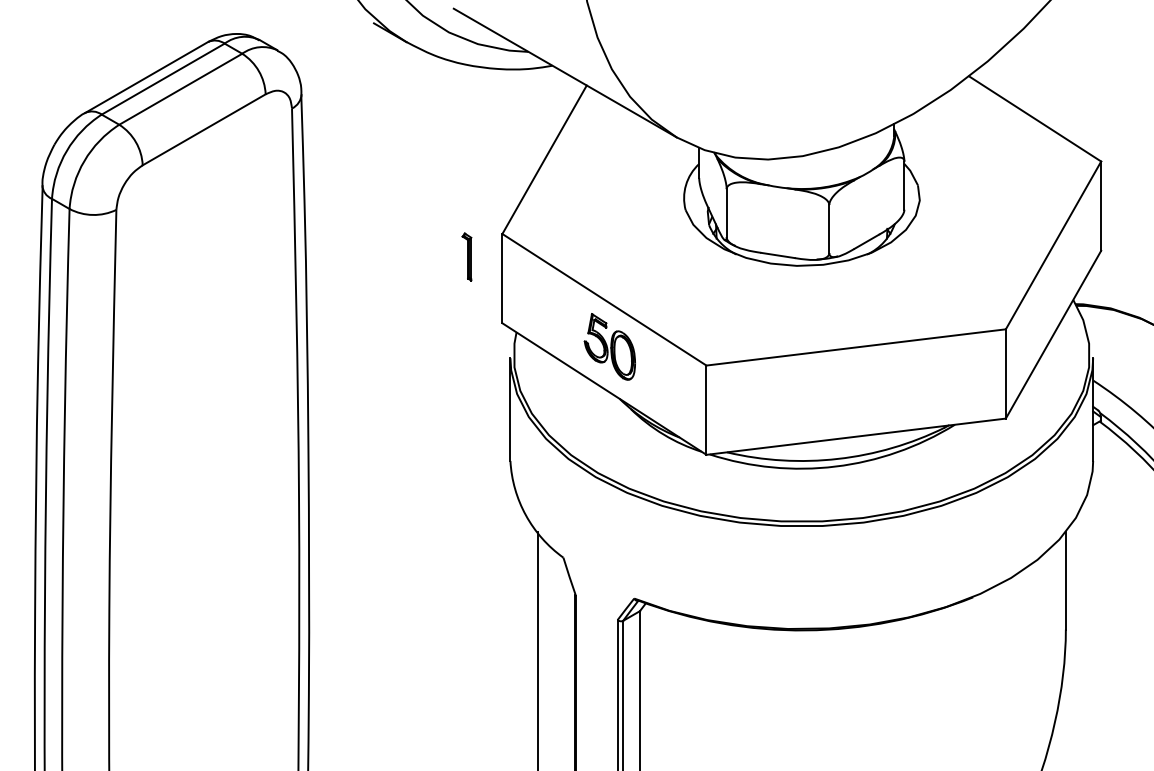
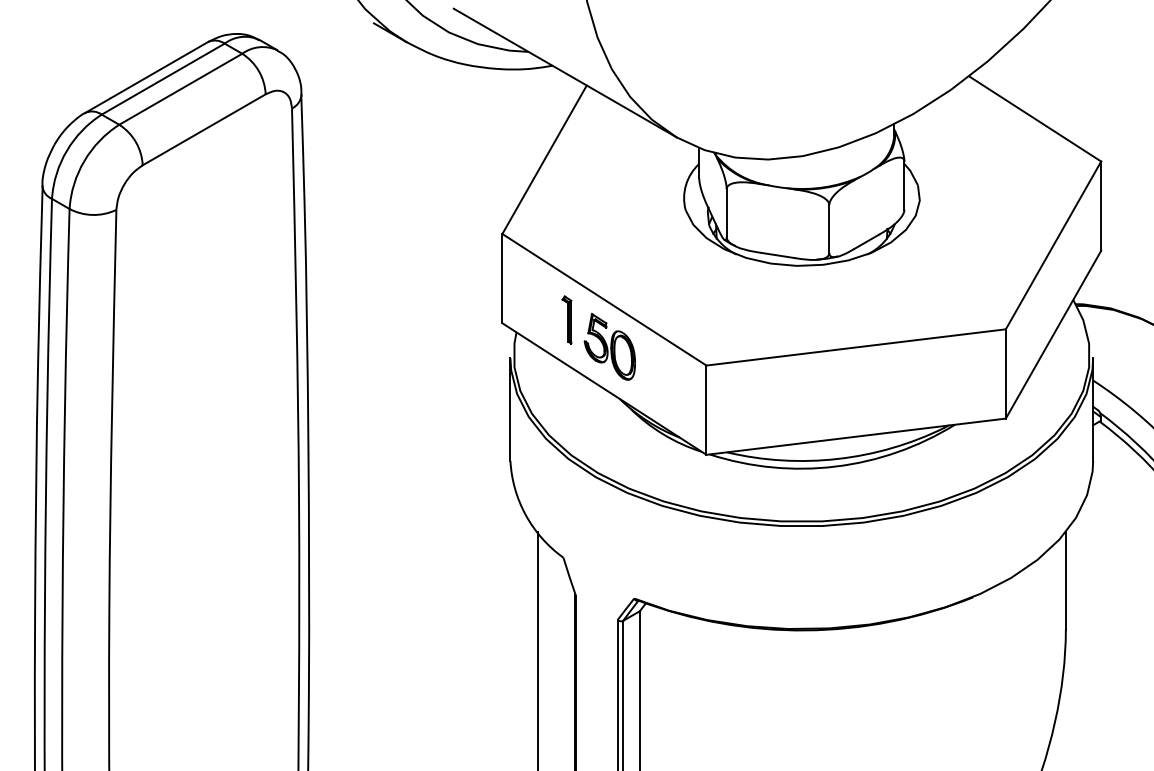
part position: (466, 256) -> (566, 319) (566, 319)
